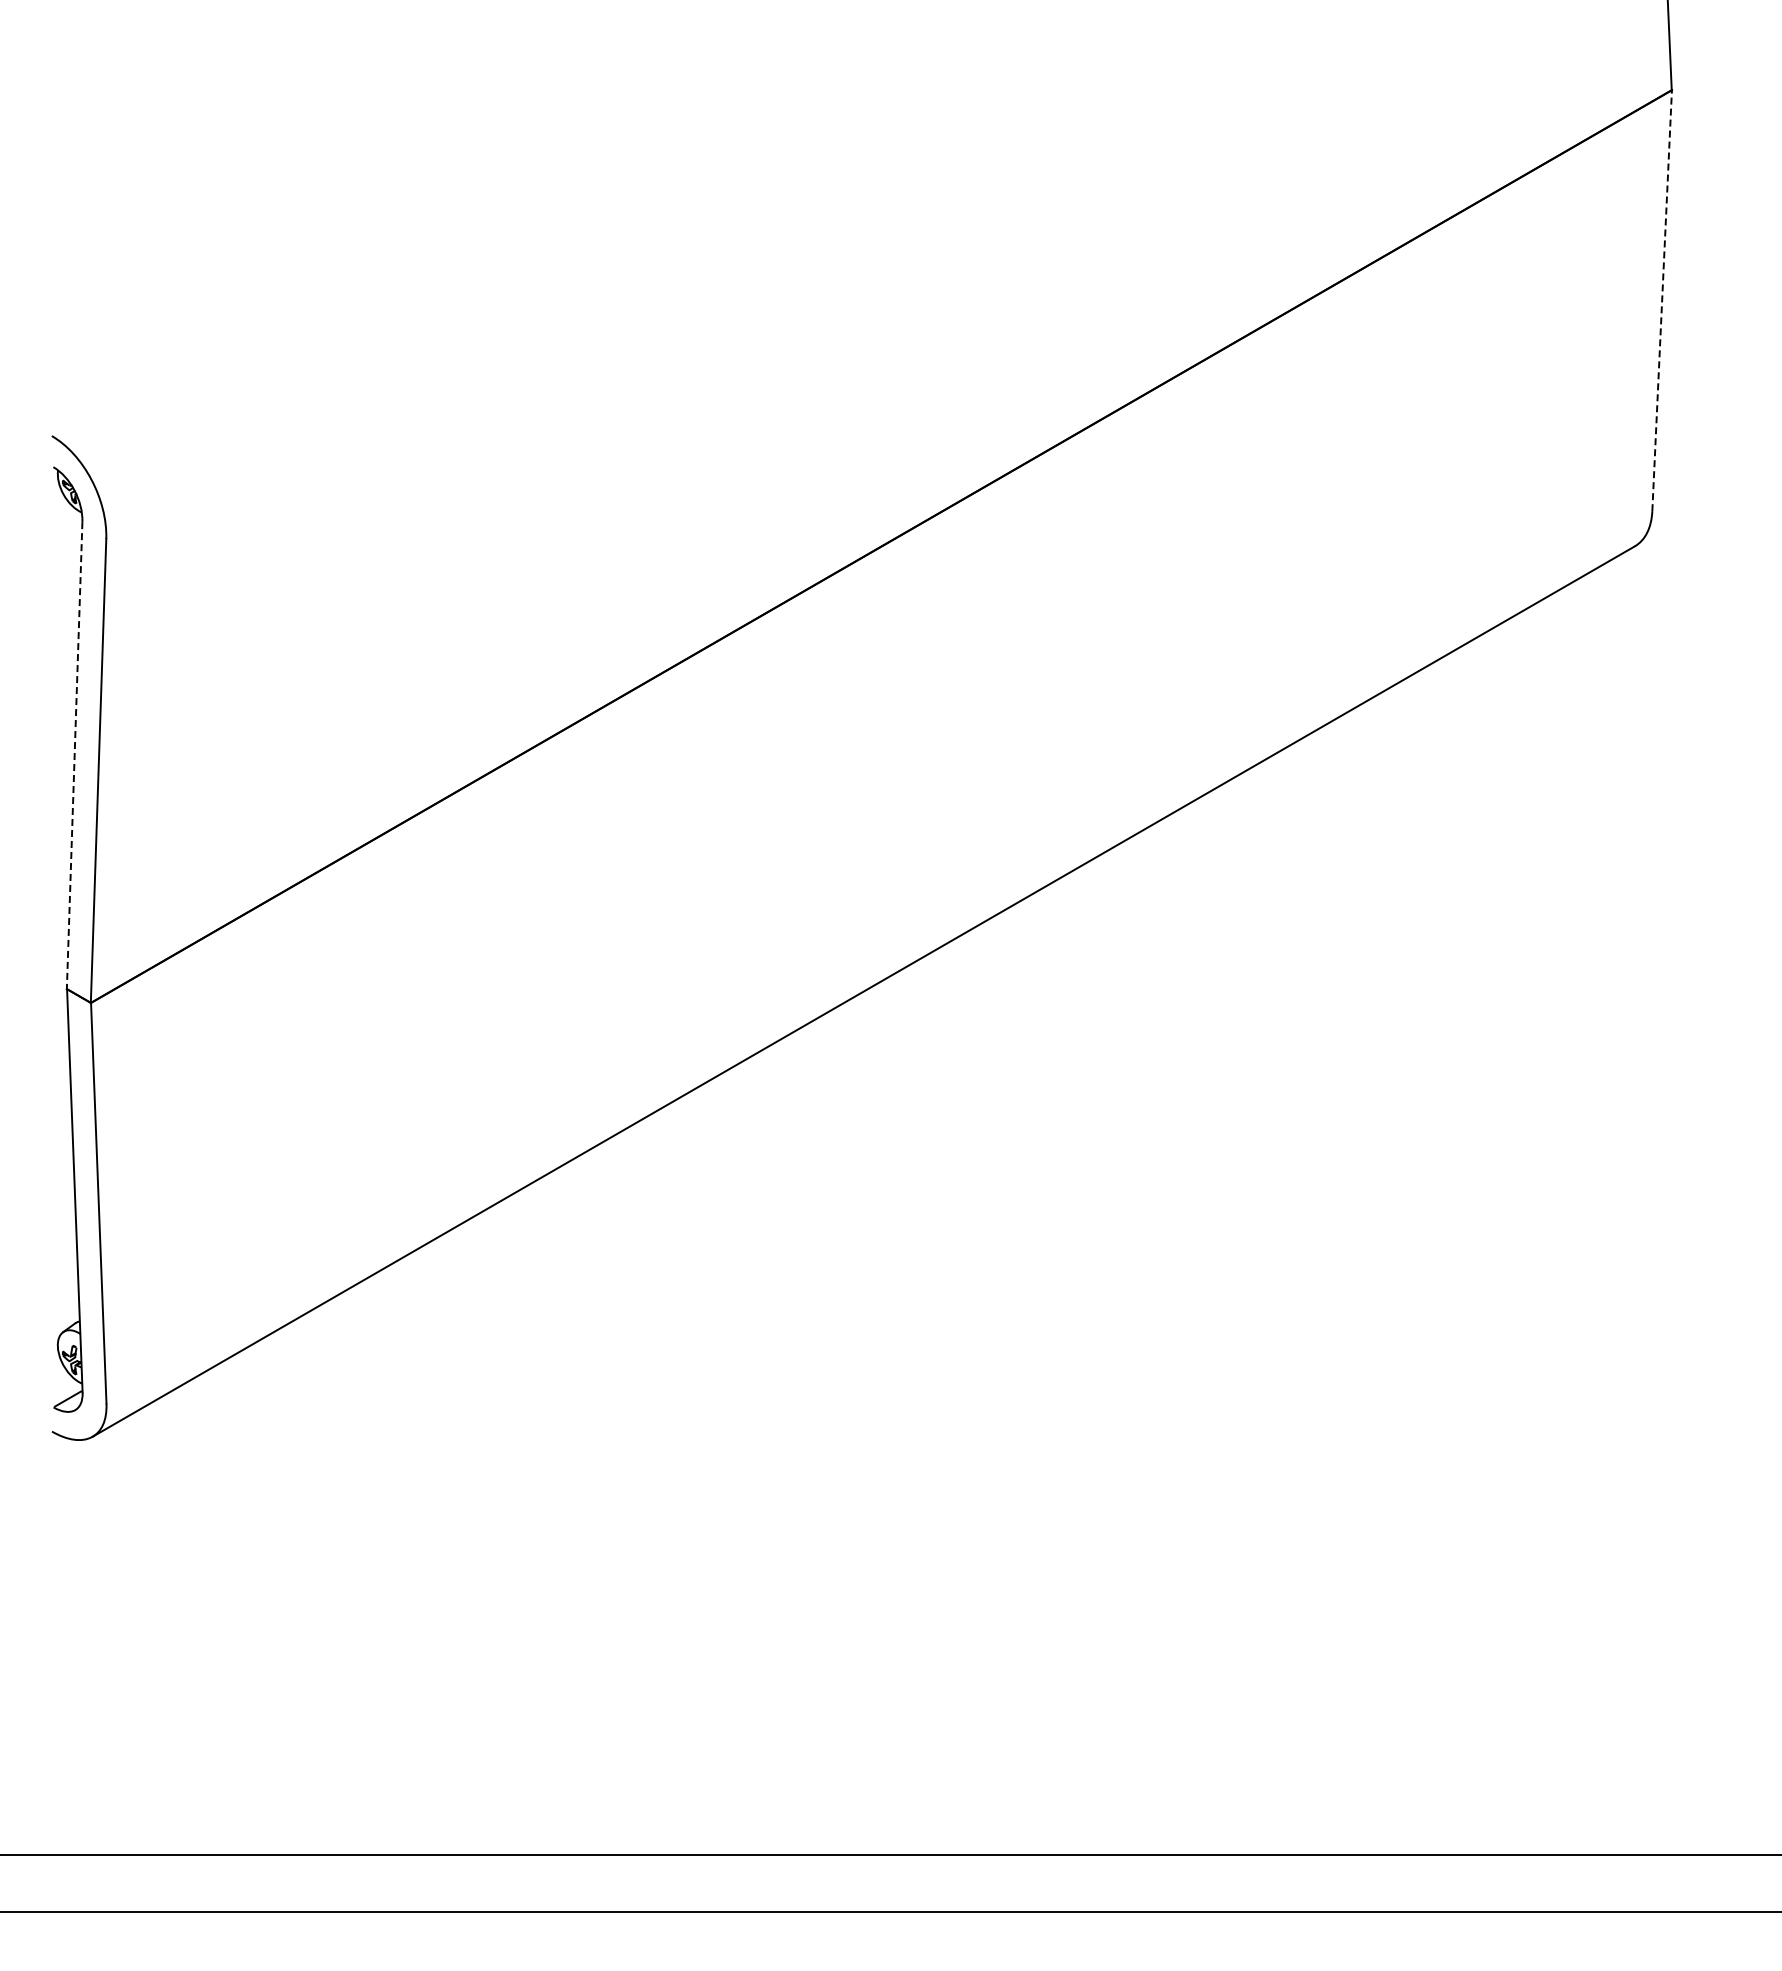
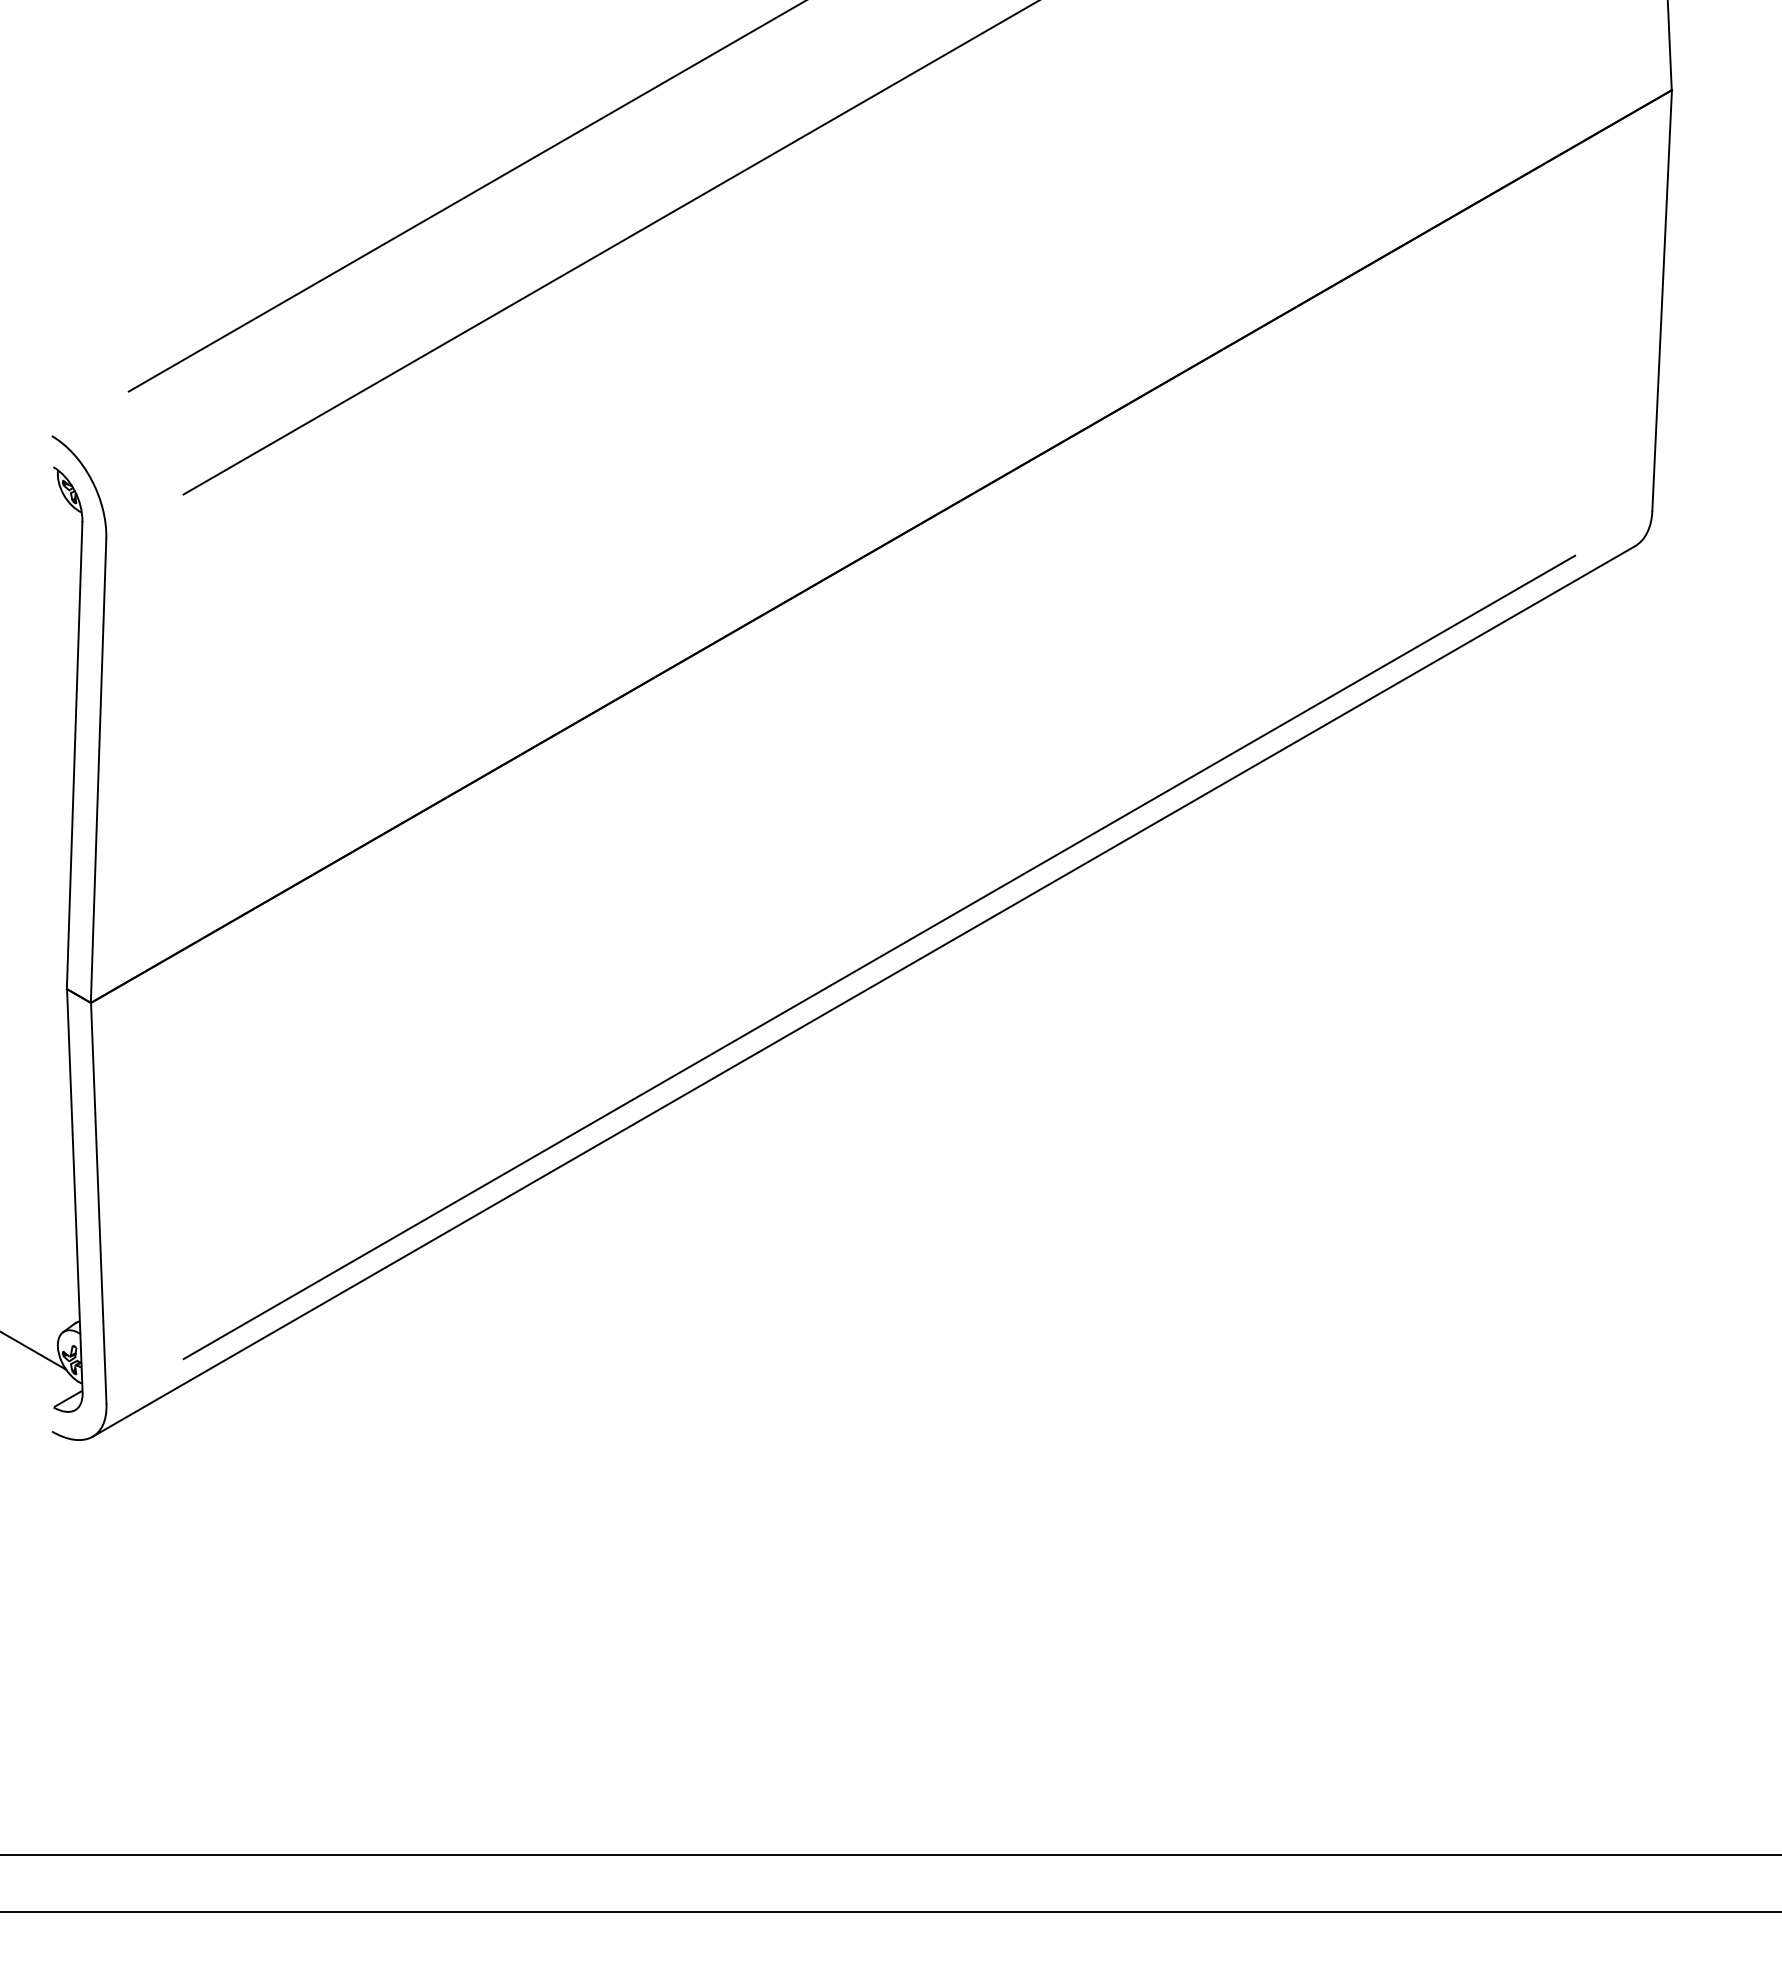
line: none -> present (465, 196)
line: none -> present (609, 248)
line: dashed -> solid (1662, 300)
line: dashed -> solid (74, 755)
line: none -> present (879, 957)
line: none -> present (34, 1350)
